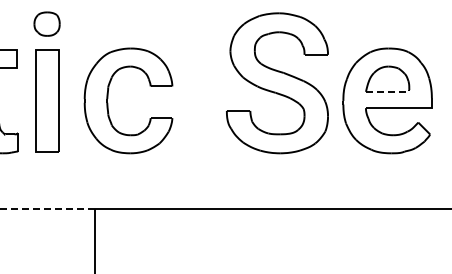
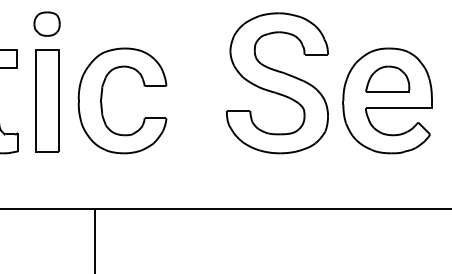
line: dashed -> solid (389, 91)
part position: (108, 98) -> (102, 98) (102, 98)
line: dashed -> solid (47, 209)
